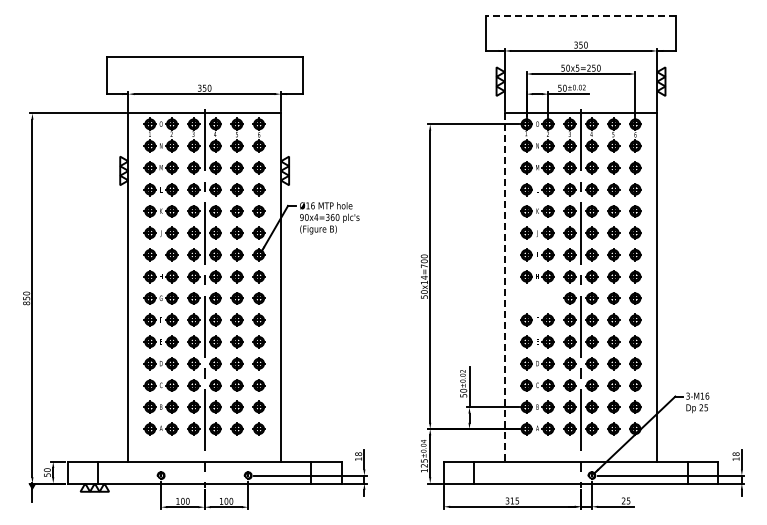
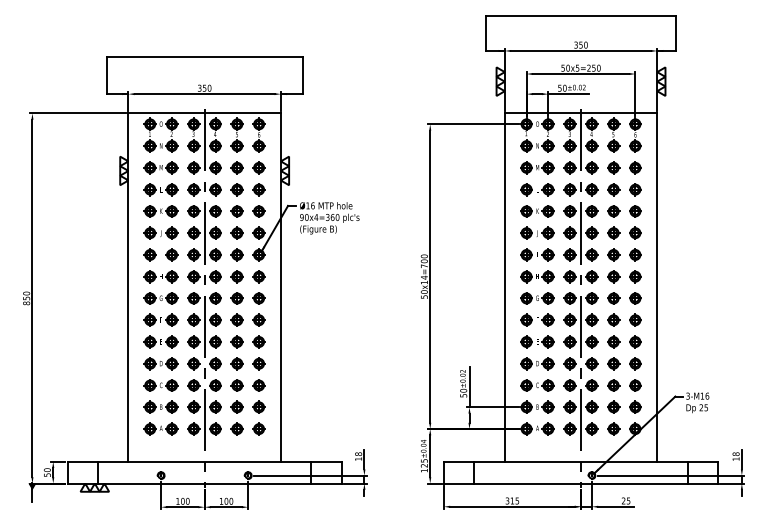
line: dashed -> solid (580, 15)
line: dashed -> solid (504, 288)
part: none -> present (537, 298)
